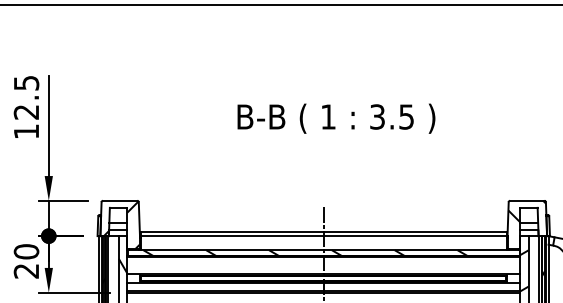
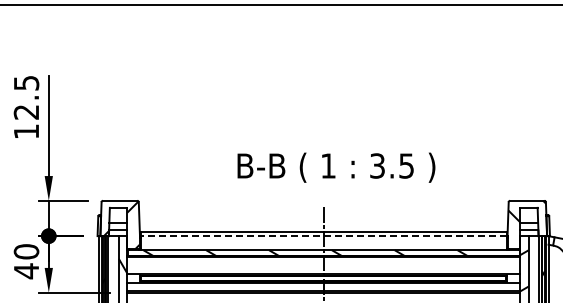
text position: (336, 118) -> (336, 167) (336, 167)
line: solid -> dashed (323, 236)
text: 20 -> 40 (25, 271)
